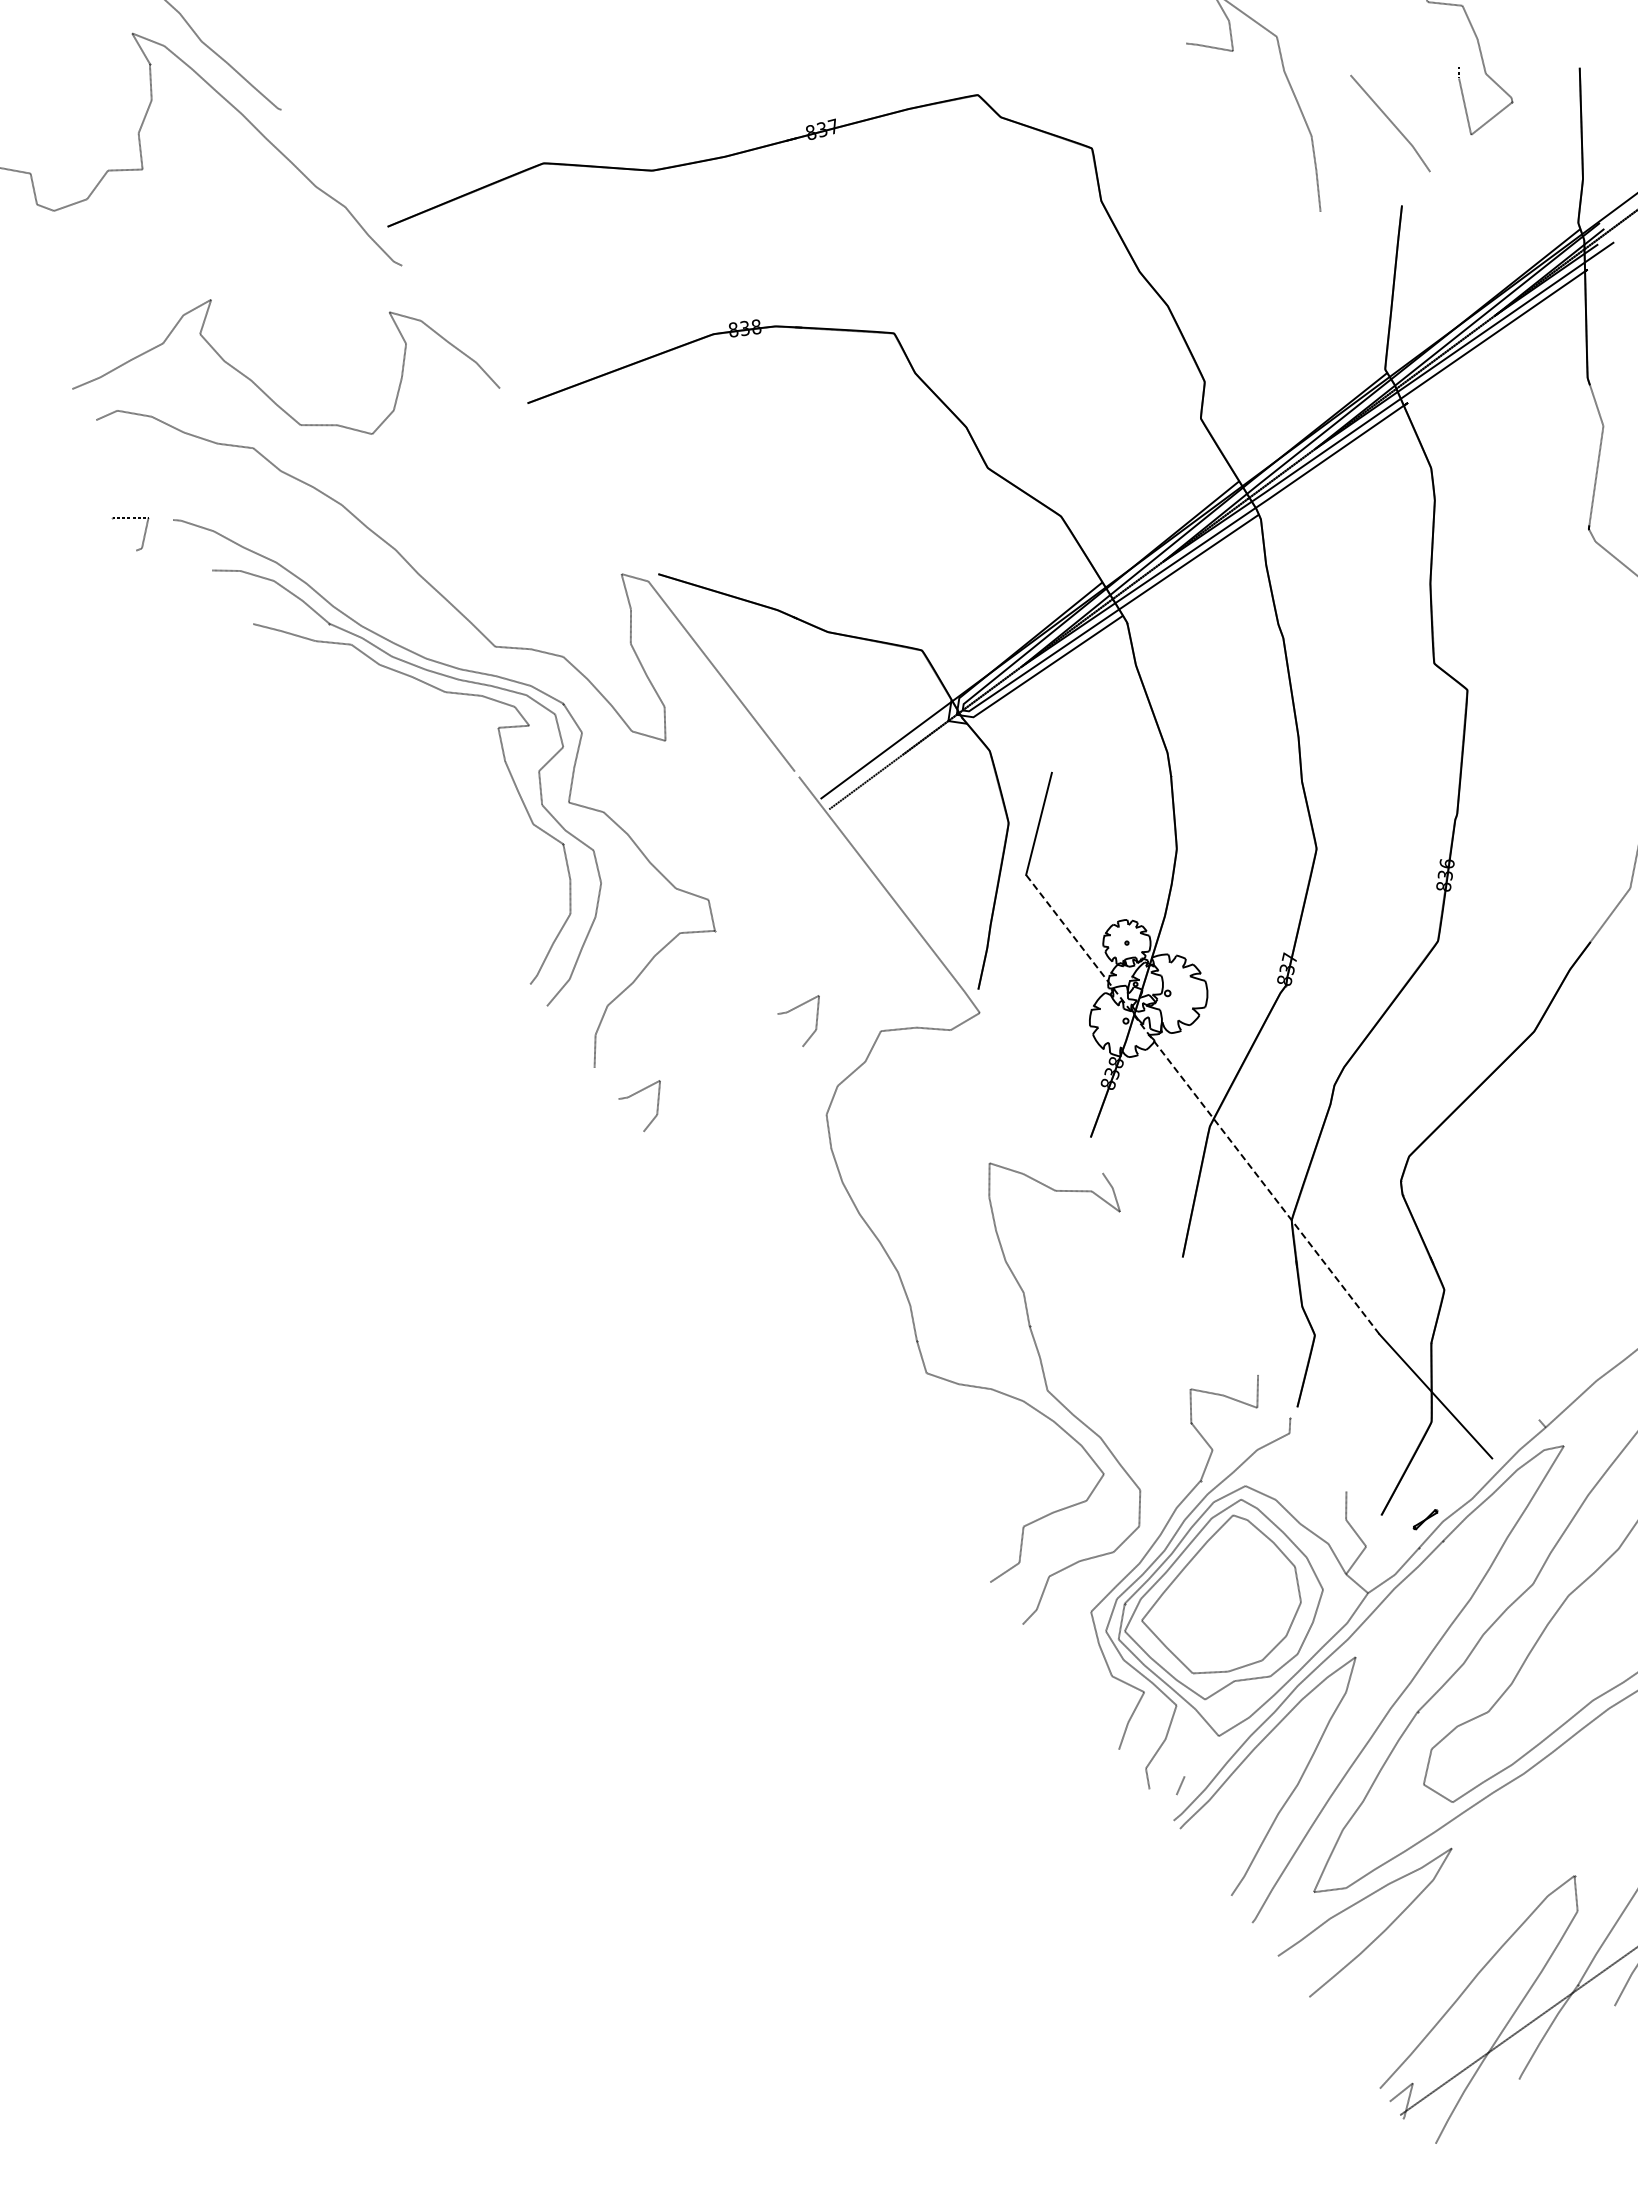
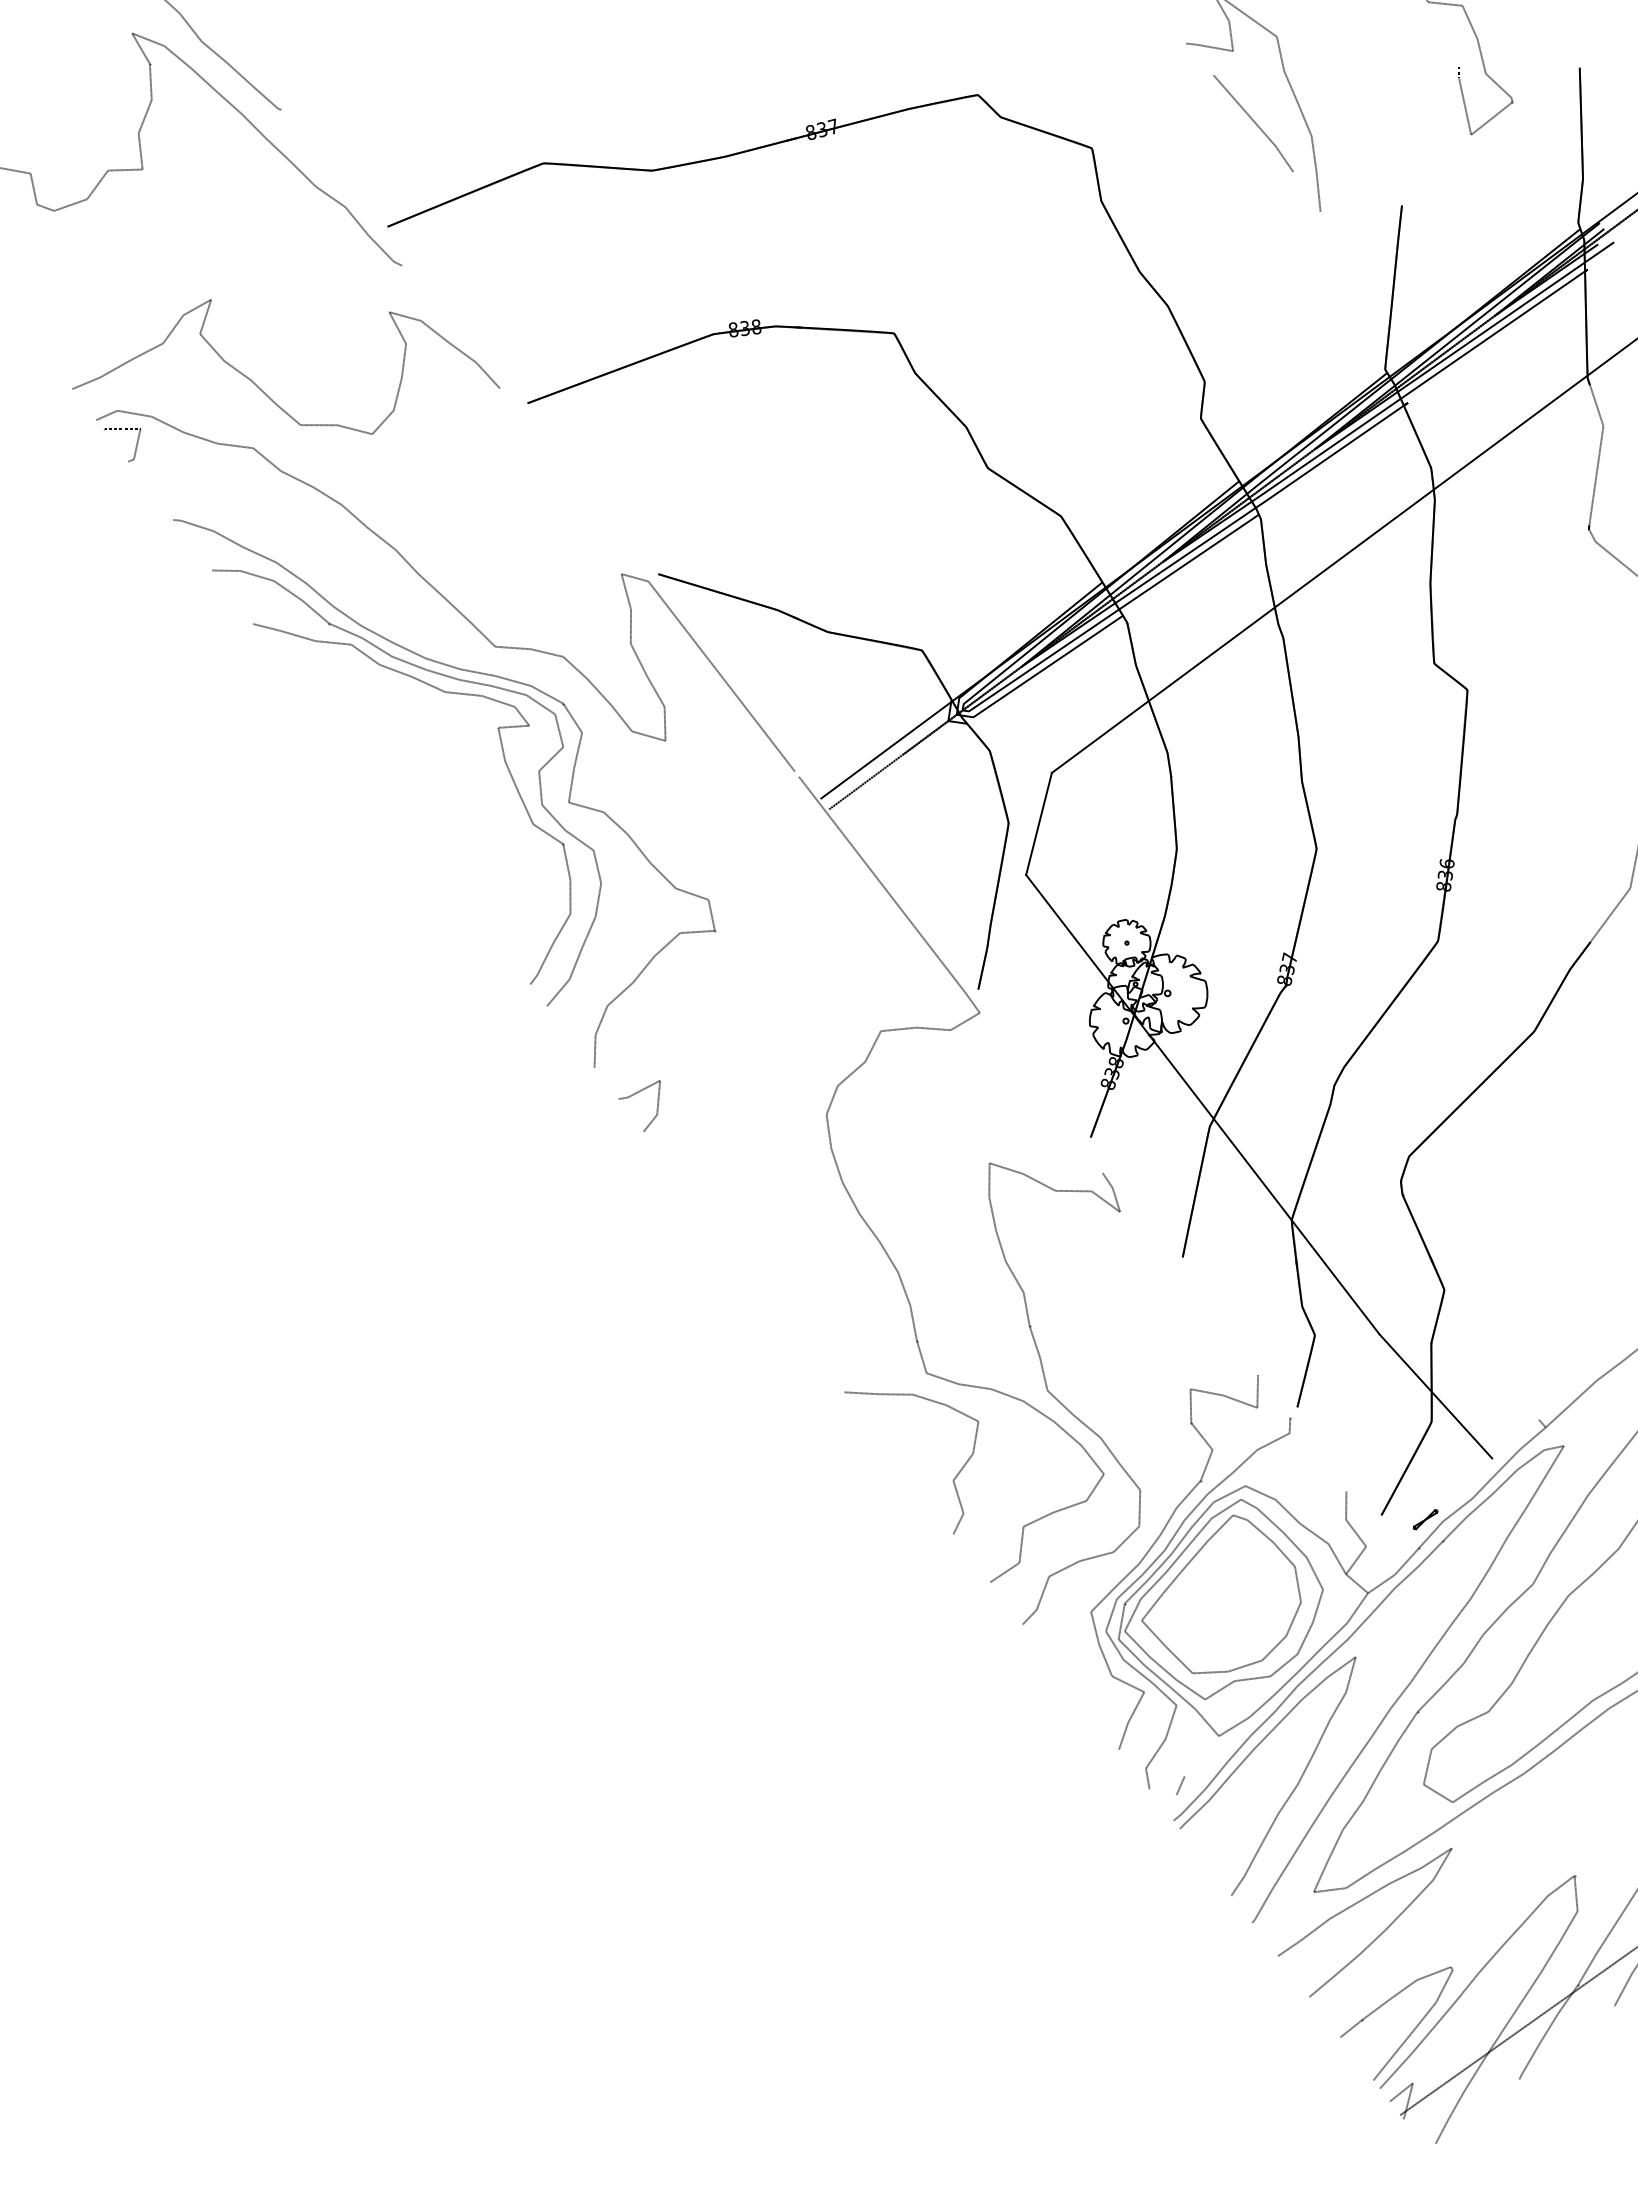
line position: (1390, 122) -> (1253, 122) (1253, 122)
part position: (143, 535) -> (135, 446) (135, 446)
line: none -> present (1342, 556)
line: present -> none (792, 1010)
line: dashed -> solid (1202, 1104)
curve: none -> present (952, 1481)
curve: none -> present (1408, 2035)
